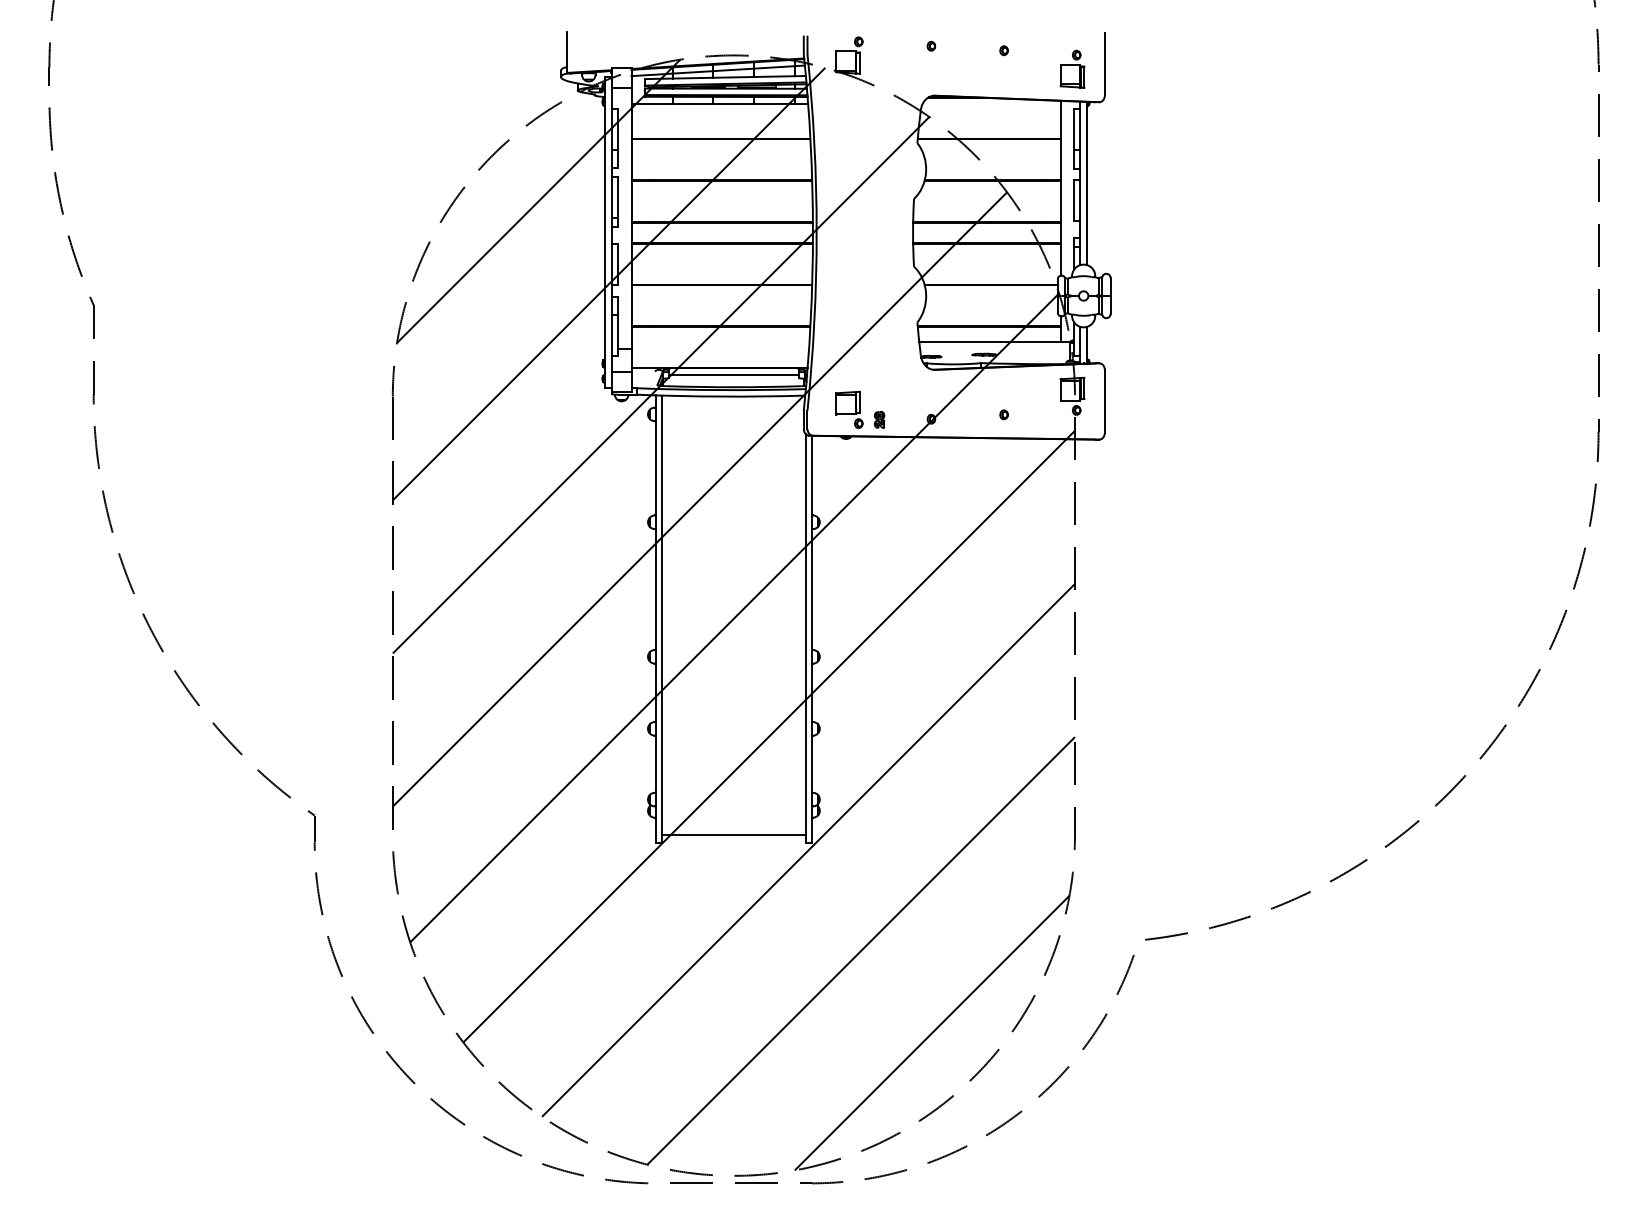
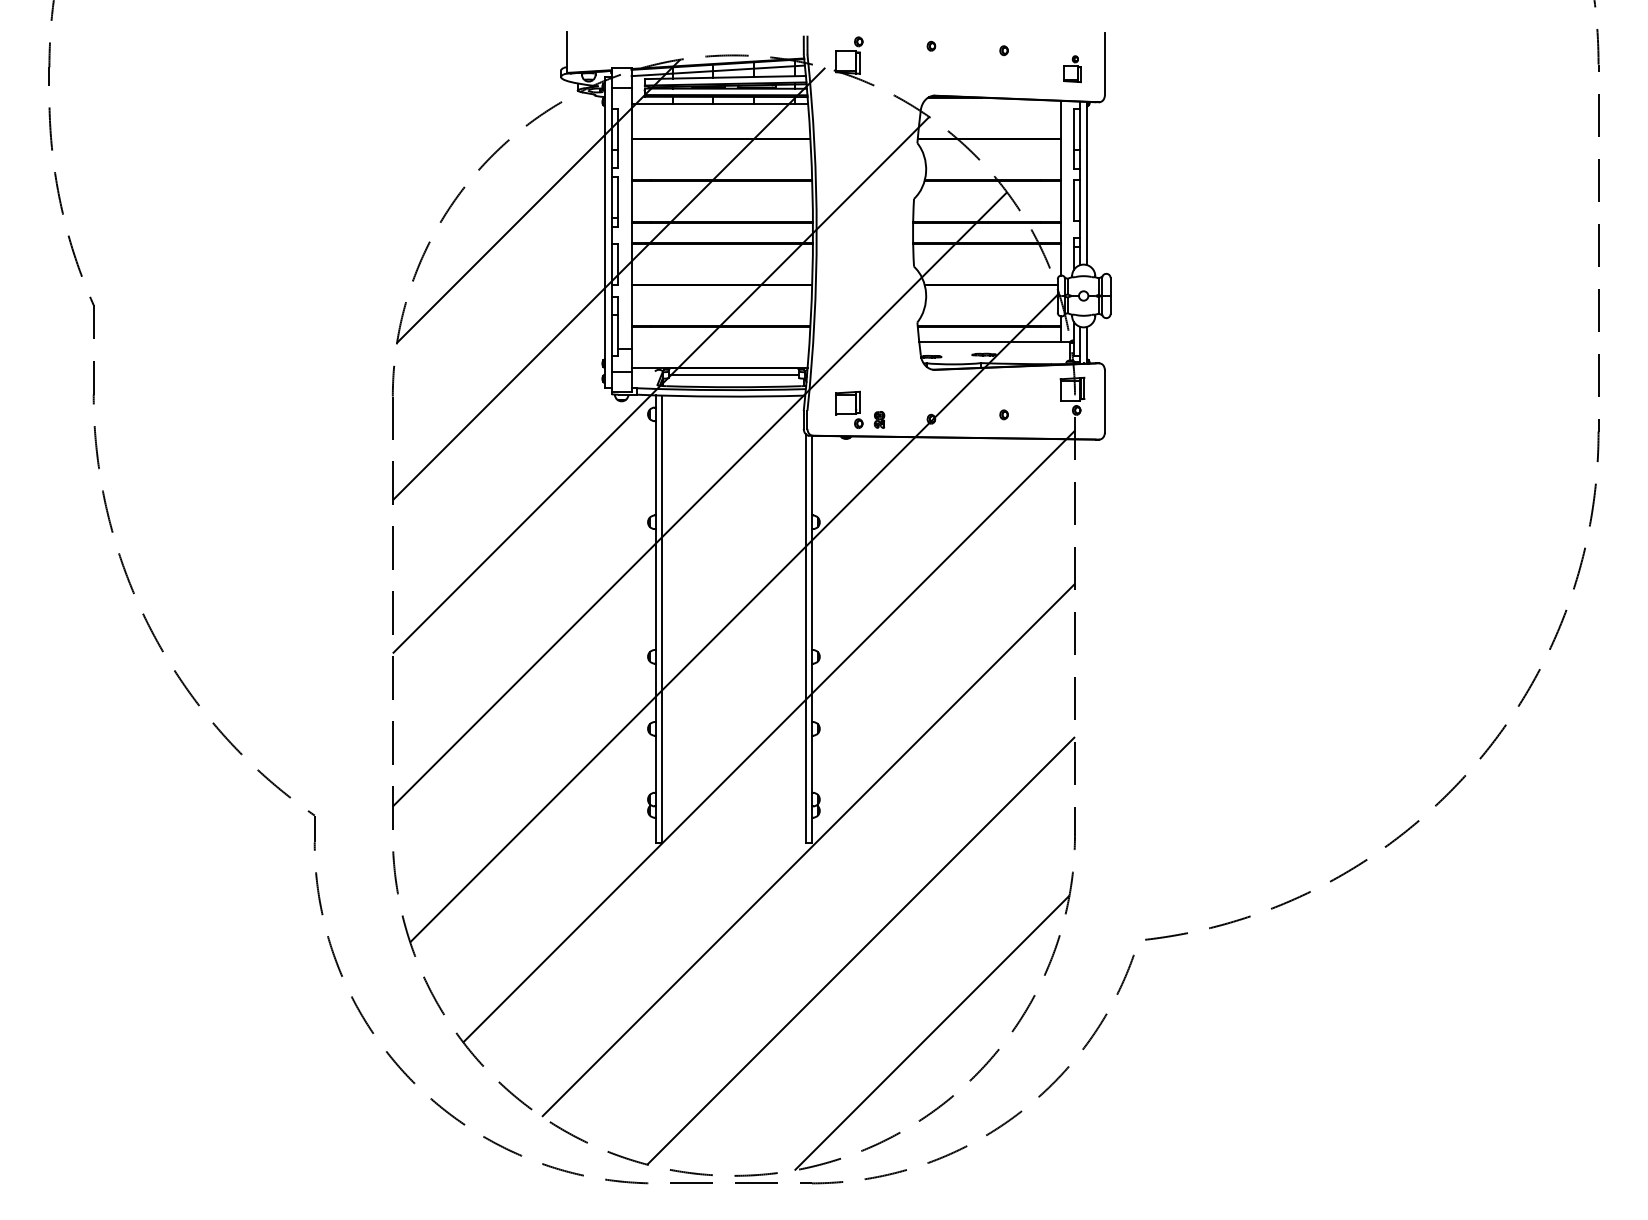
part size: 27x40 px -> 19x28 px (1072, 68)
line: present -> none (733, 834)
